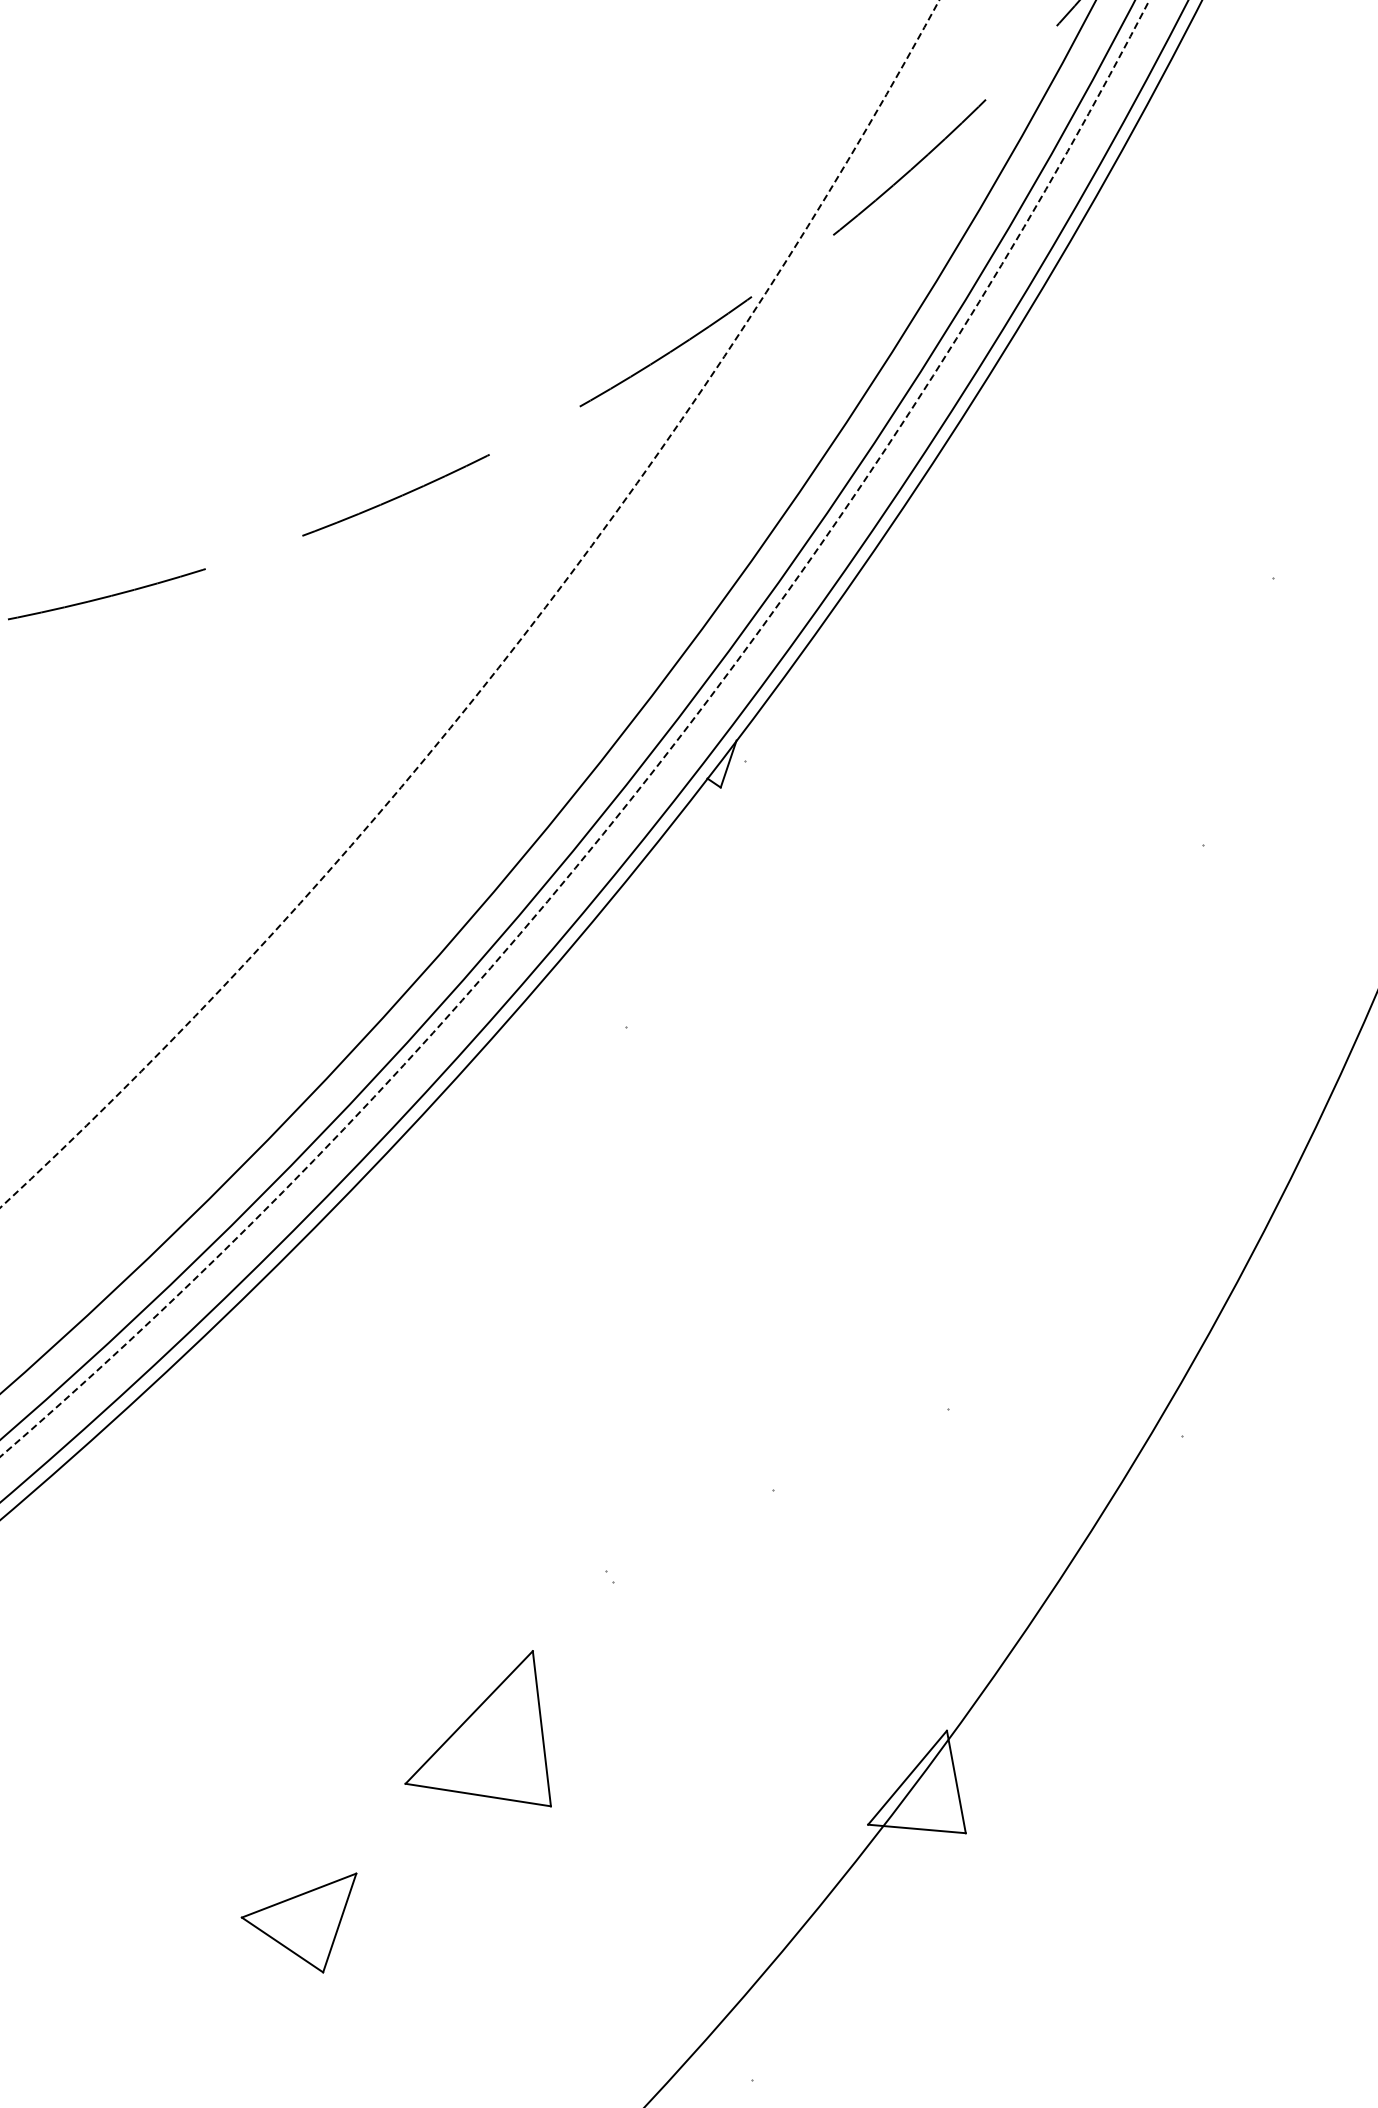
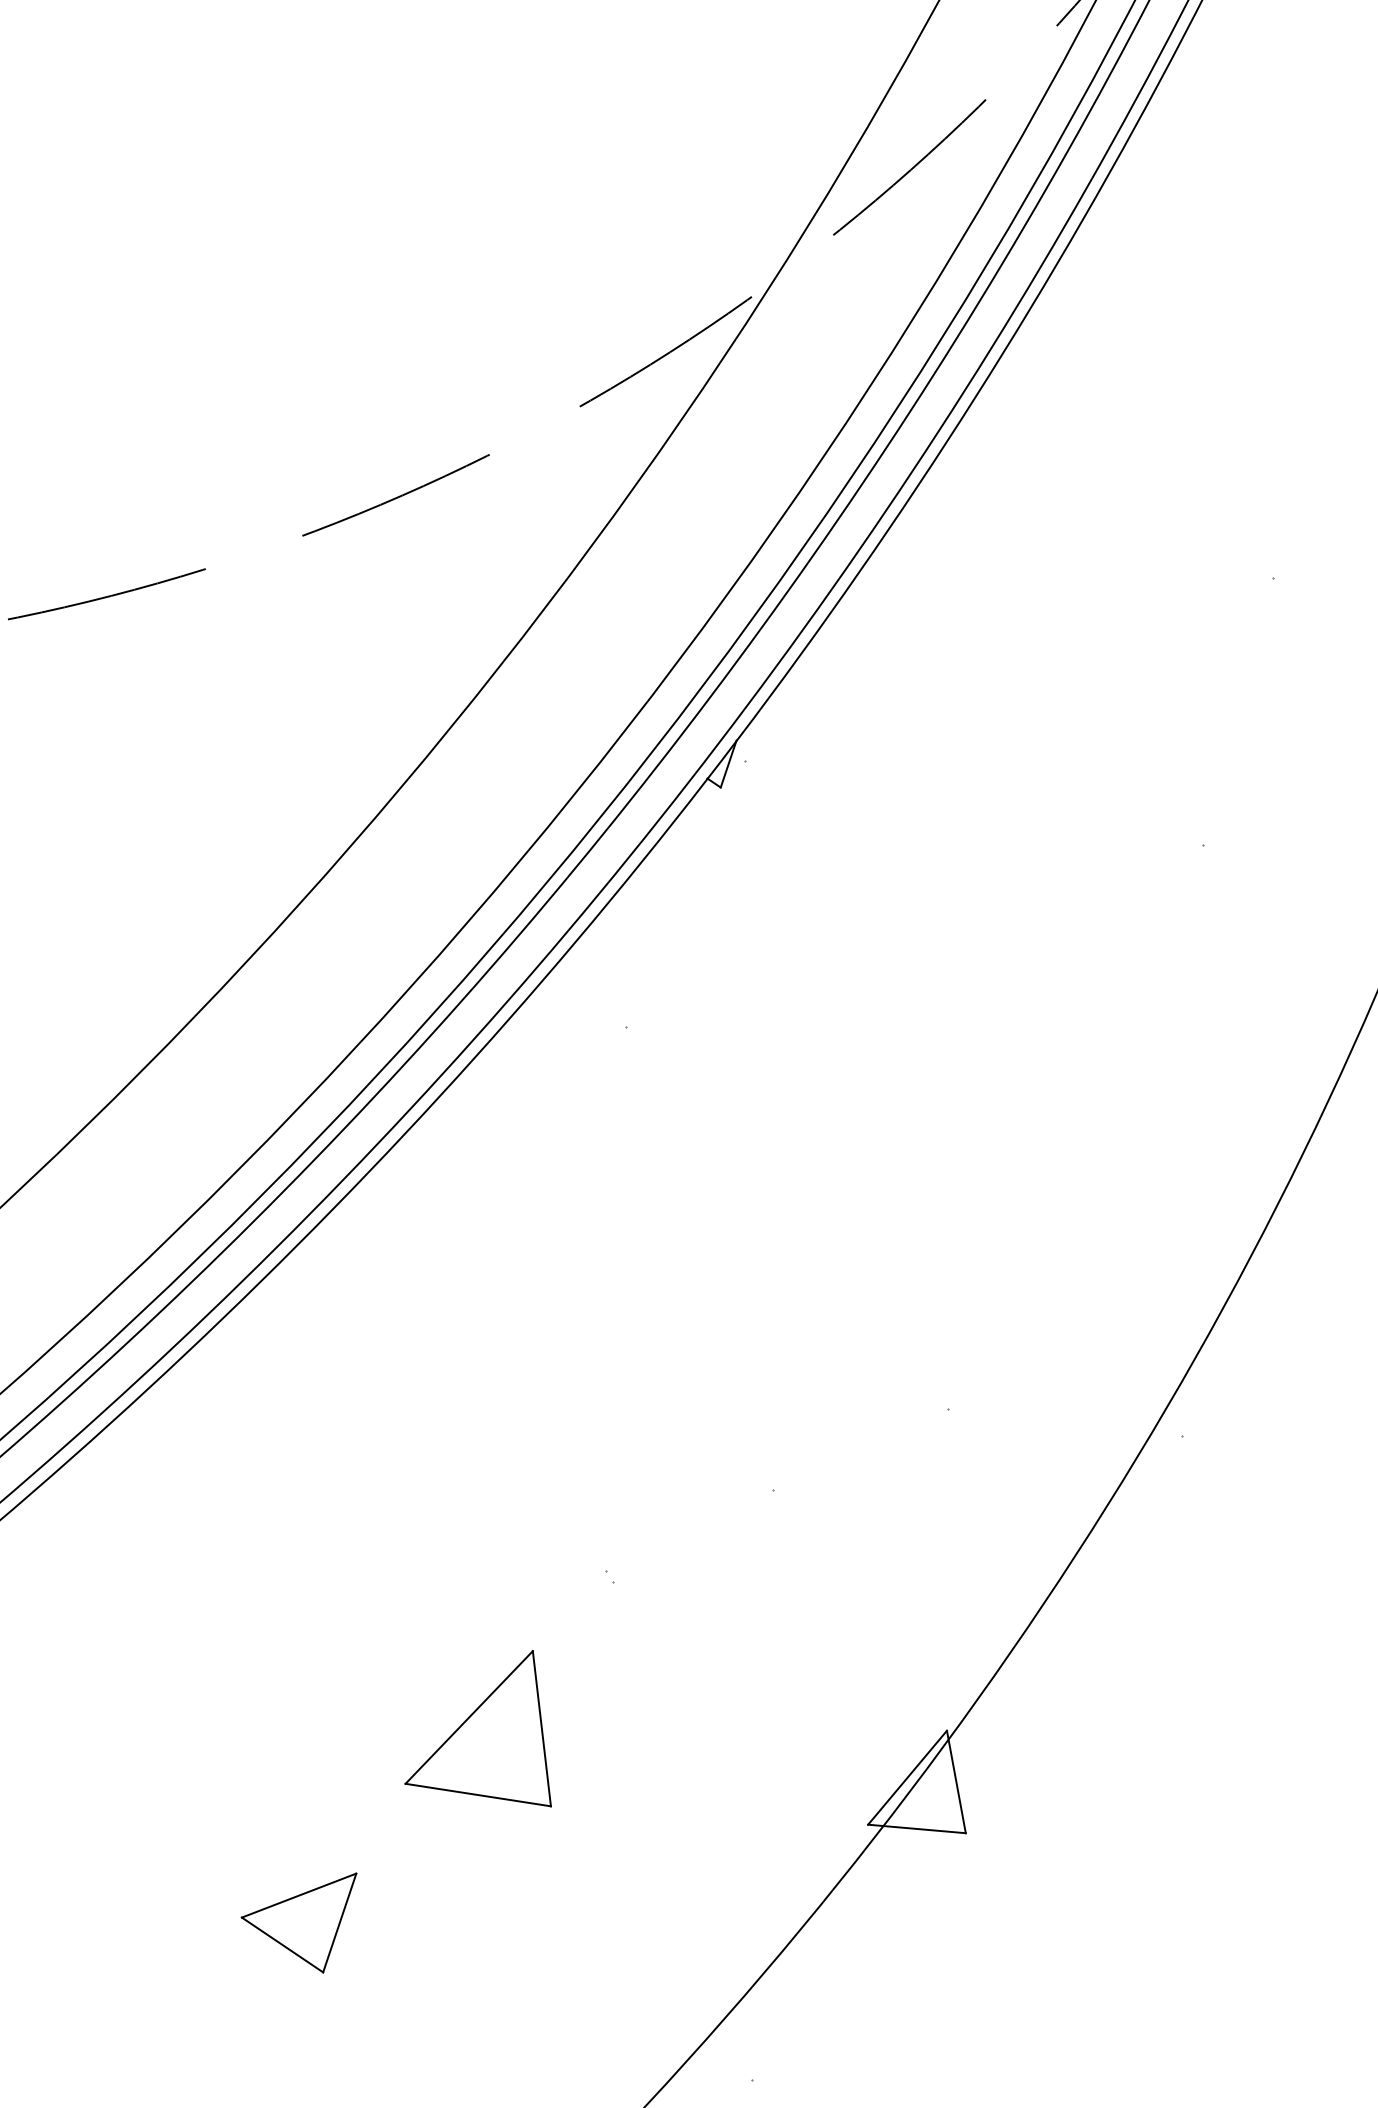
arc: dashed -> solid (519, 641)
arc: dashed -> solid (644, 782)
